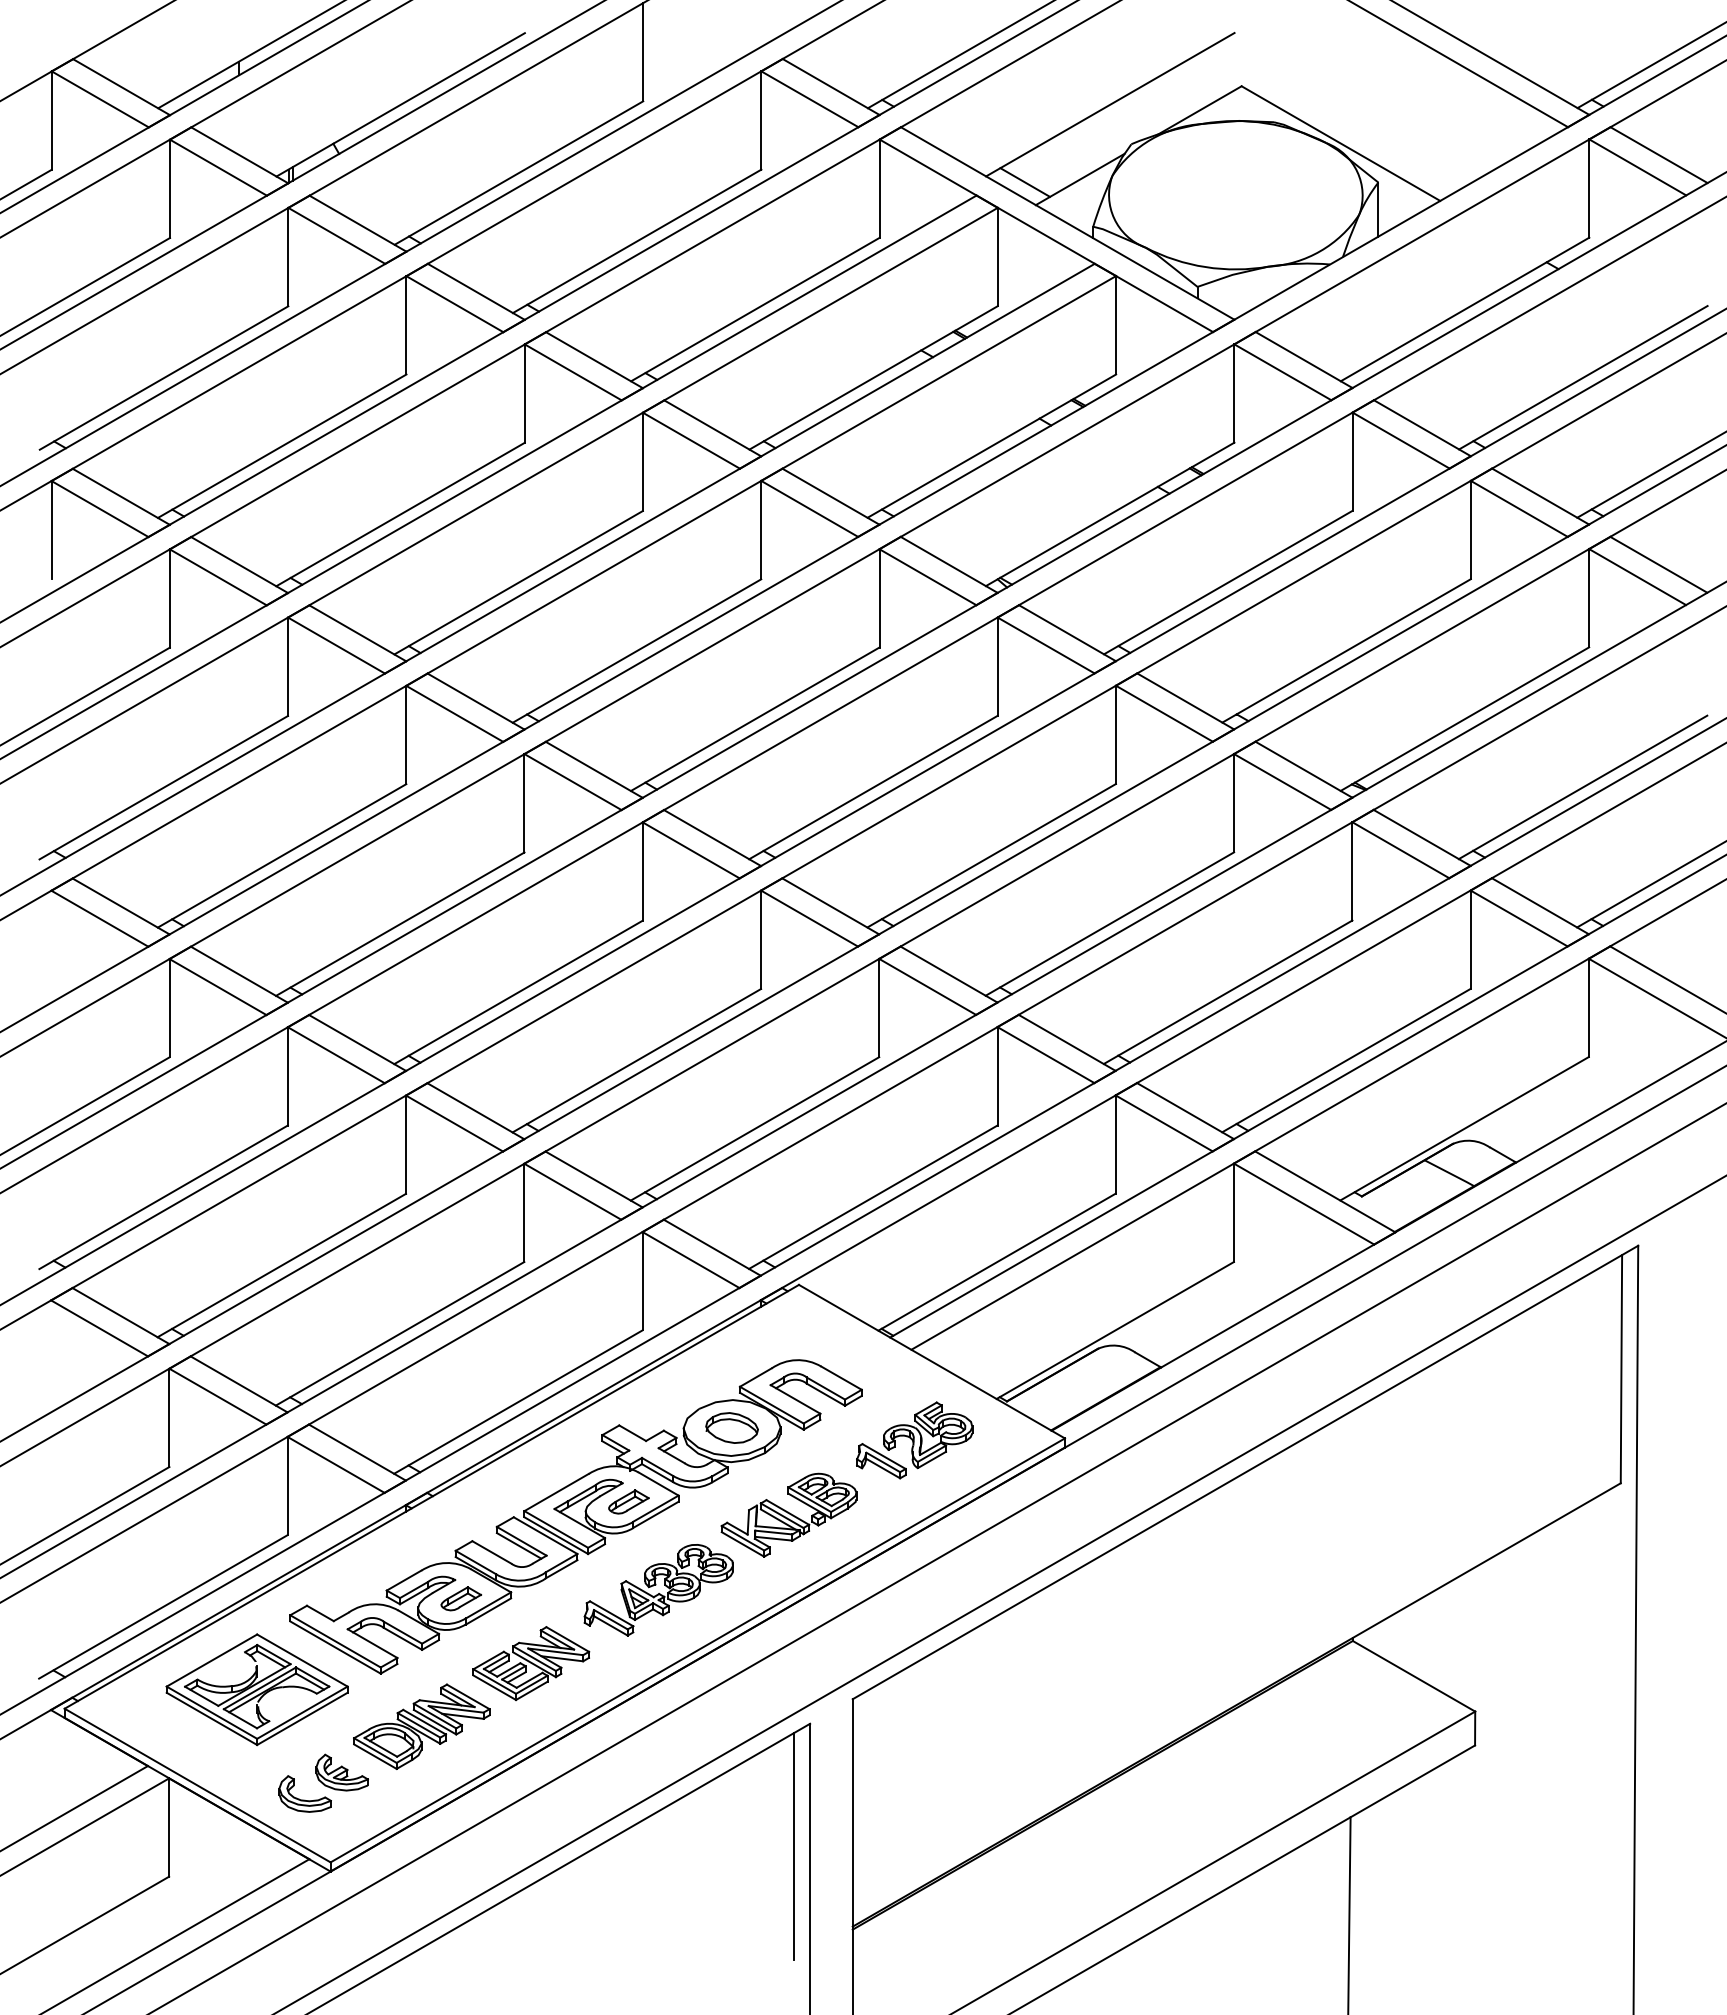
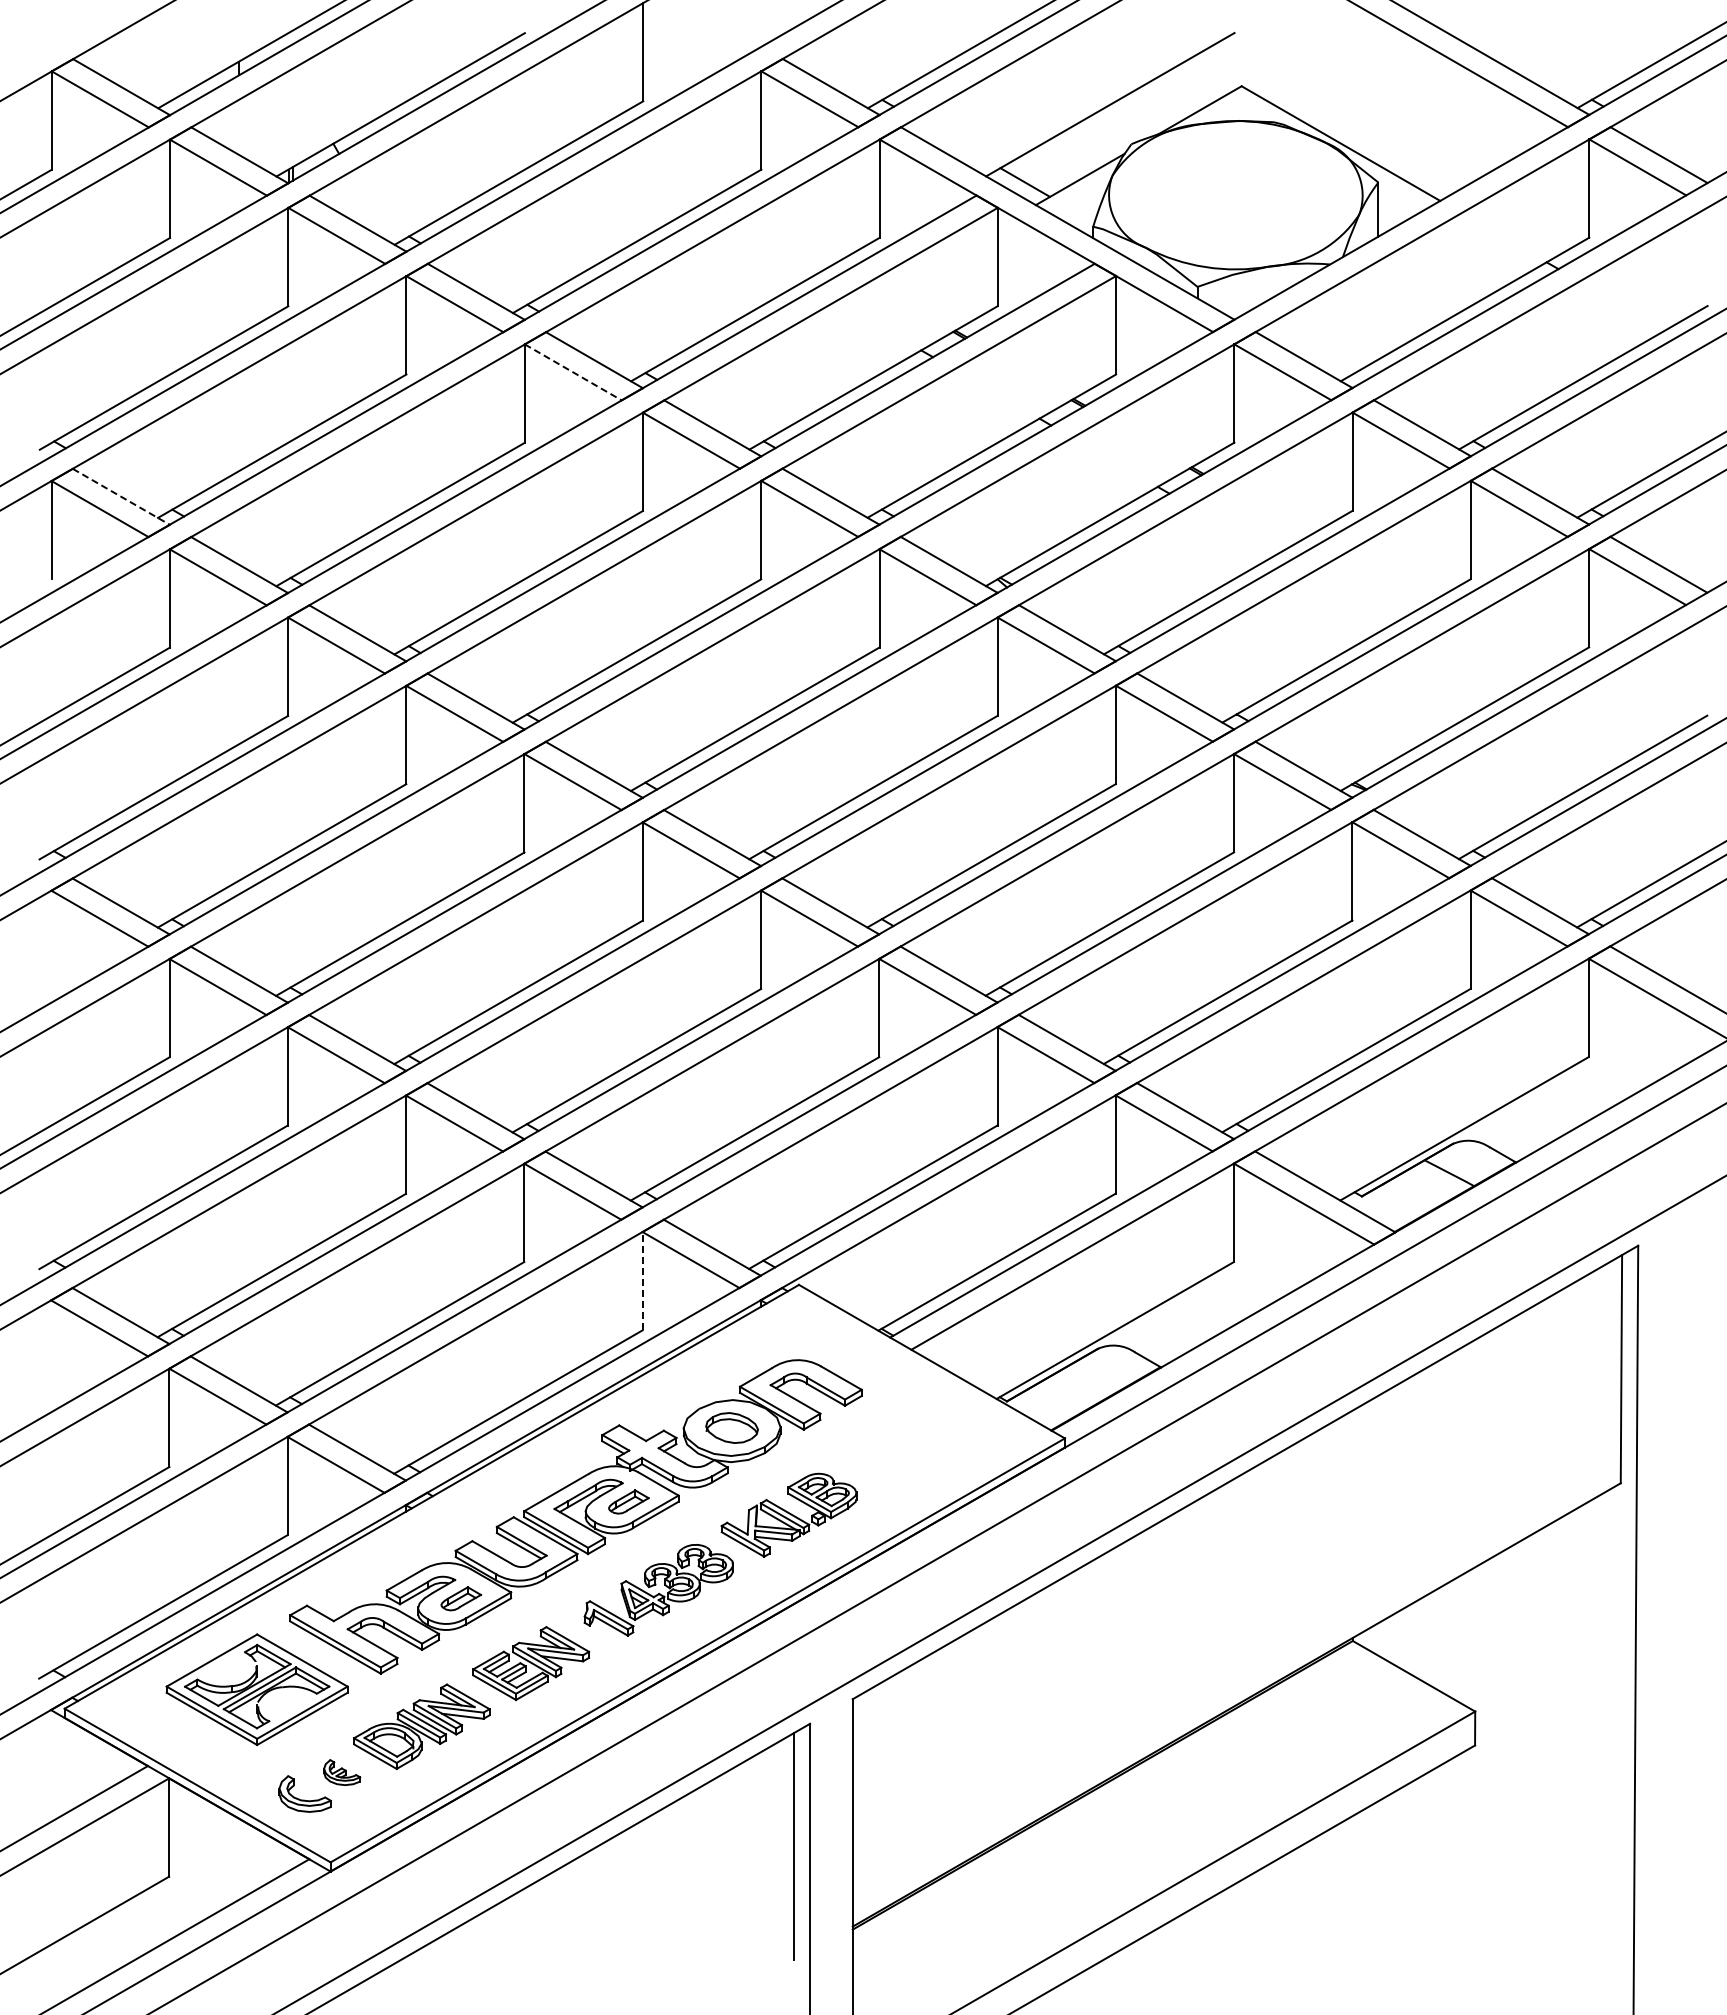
line: solid -> dashed (573, 372)
line: solid -> dashed (121, 497)
line: solid -> dashed (642, 1280)
part: present -> none (914, 1440)
part size: 54x39 px -> 39x27 px (342, 1772)
line: present -> none (1349, 1914)
